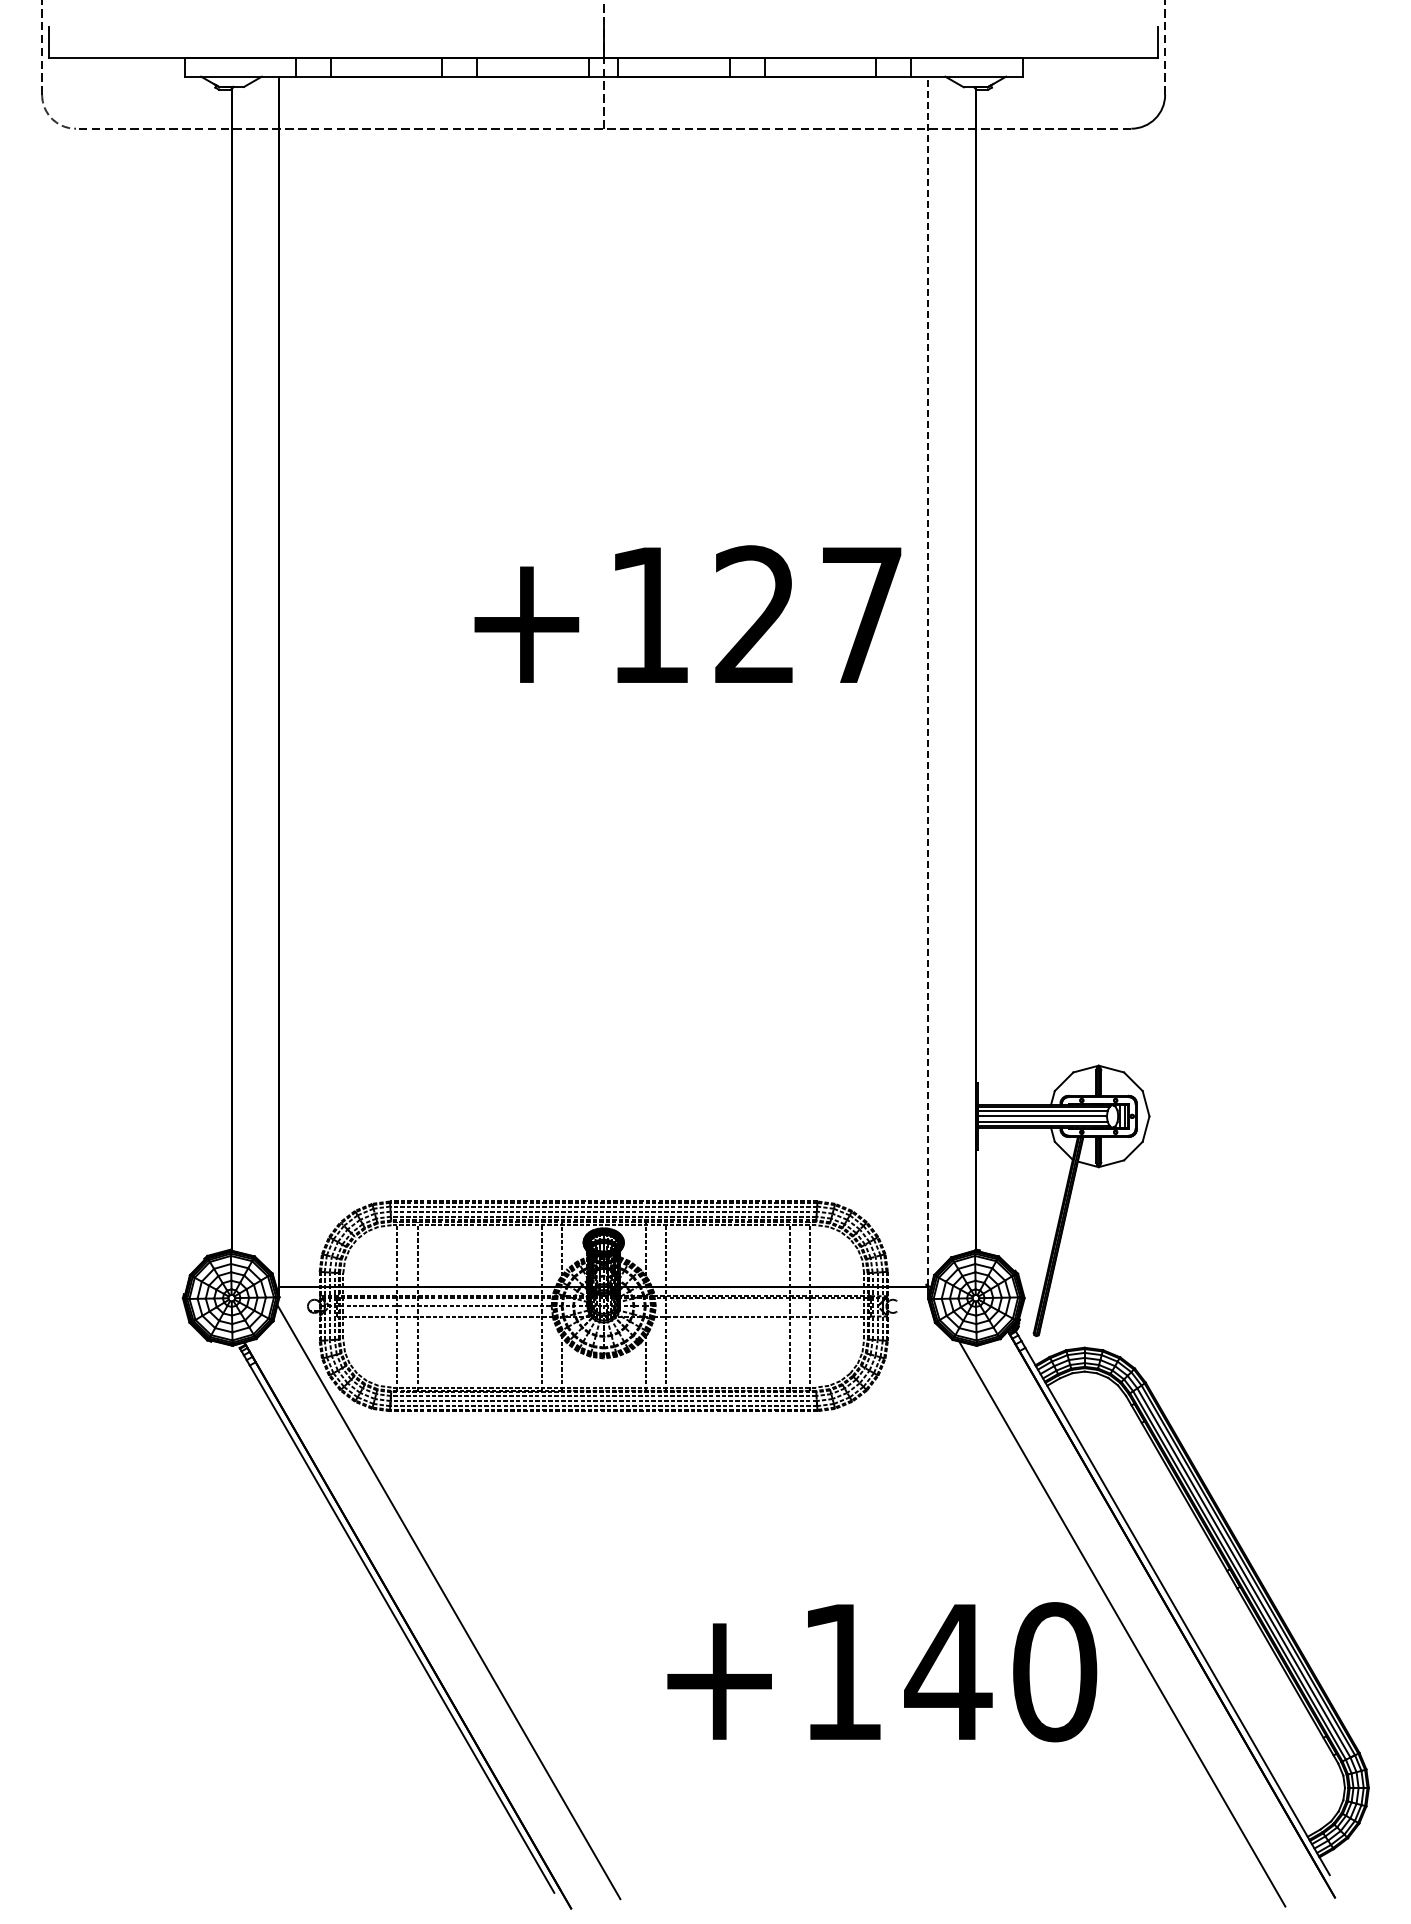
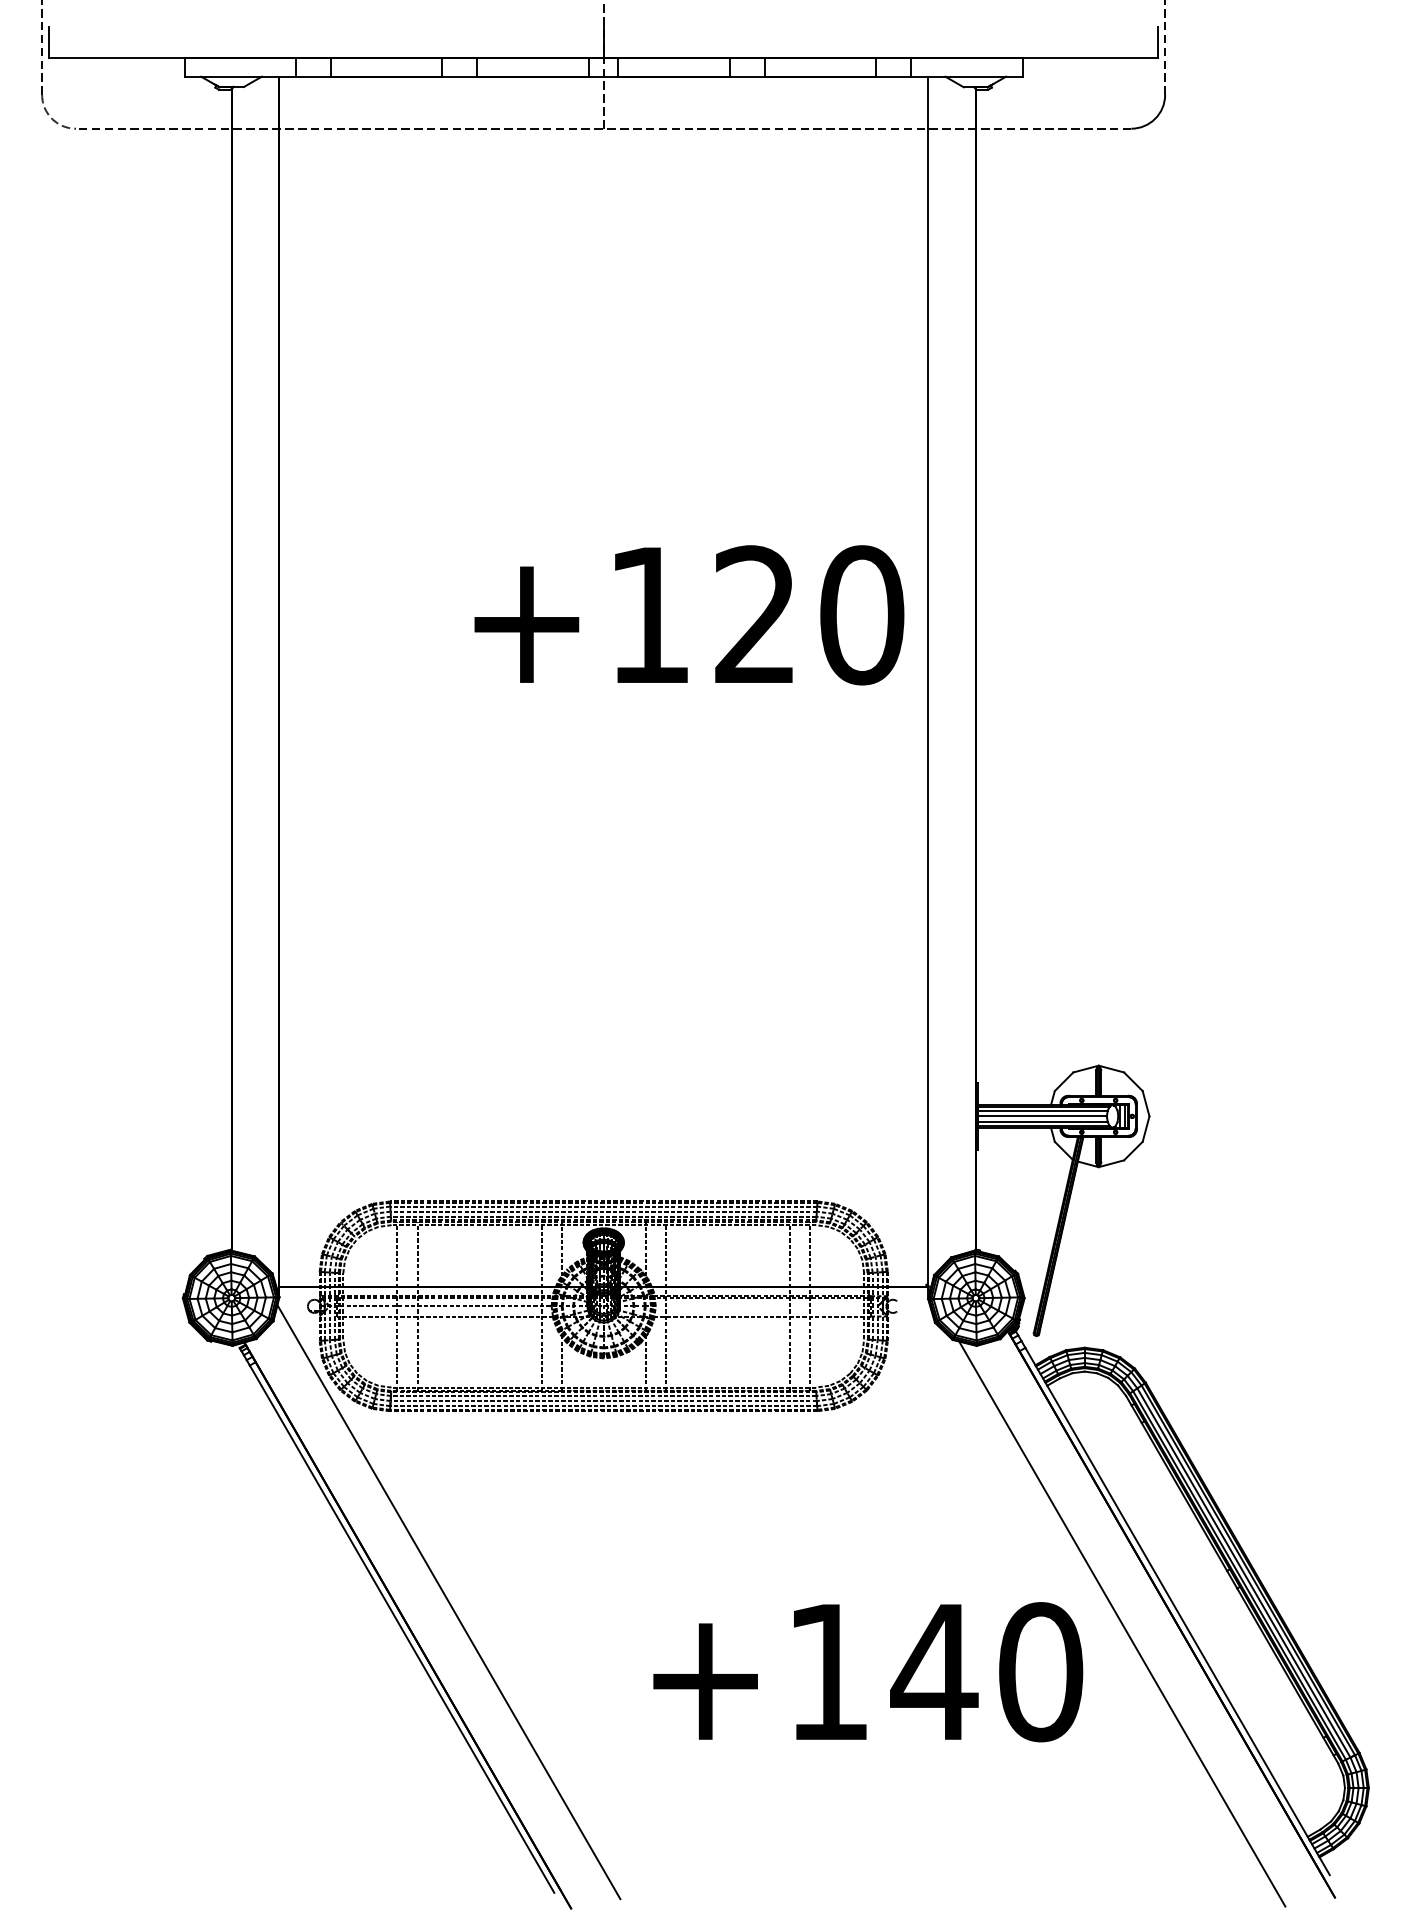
text: +127 -> +120 (862, 615)
line: dashed -> solid (928, 681)
text position: (882, 1672) -> (868, 1672) (868, 1672)
